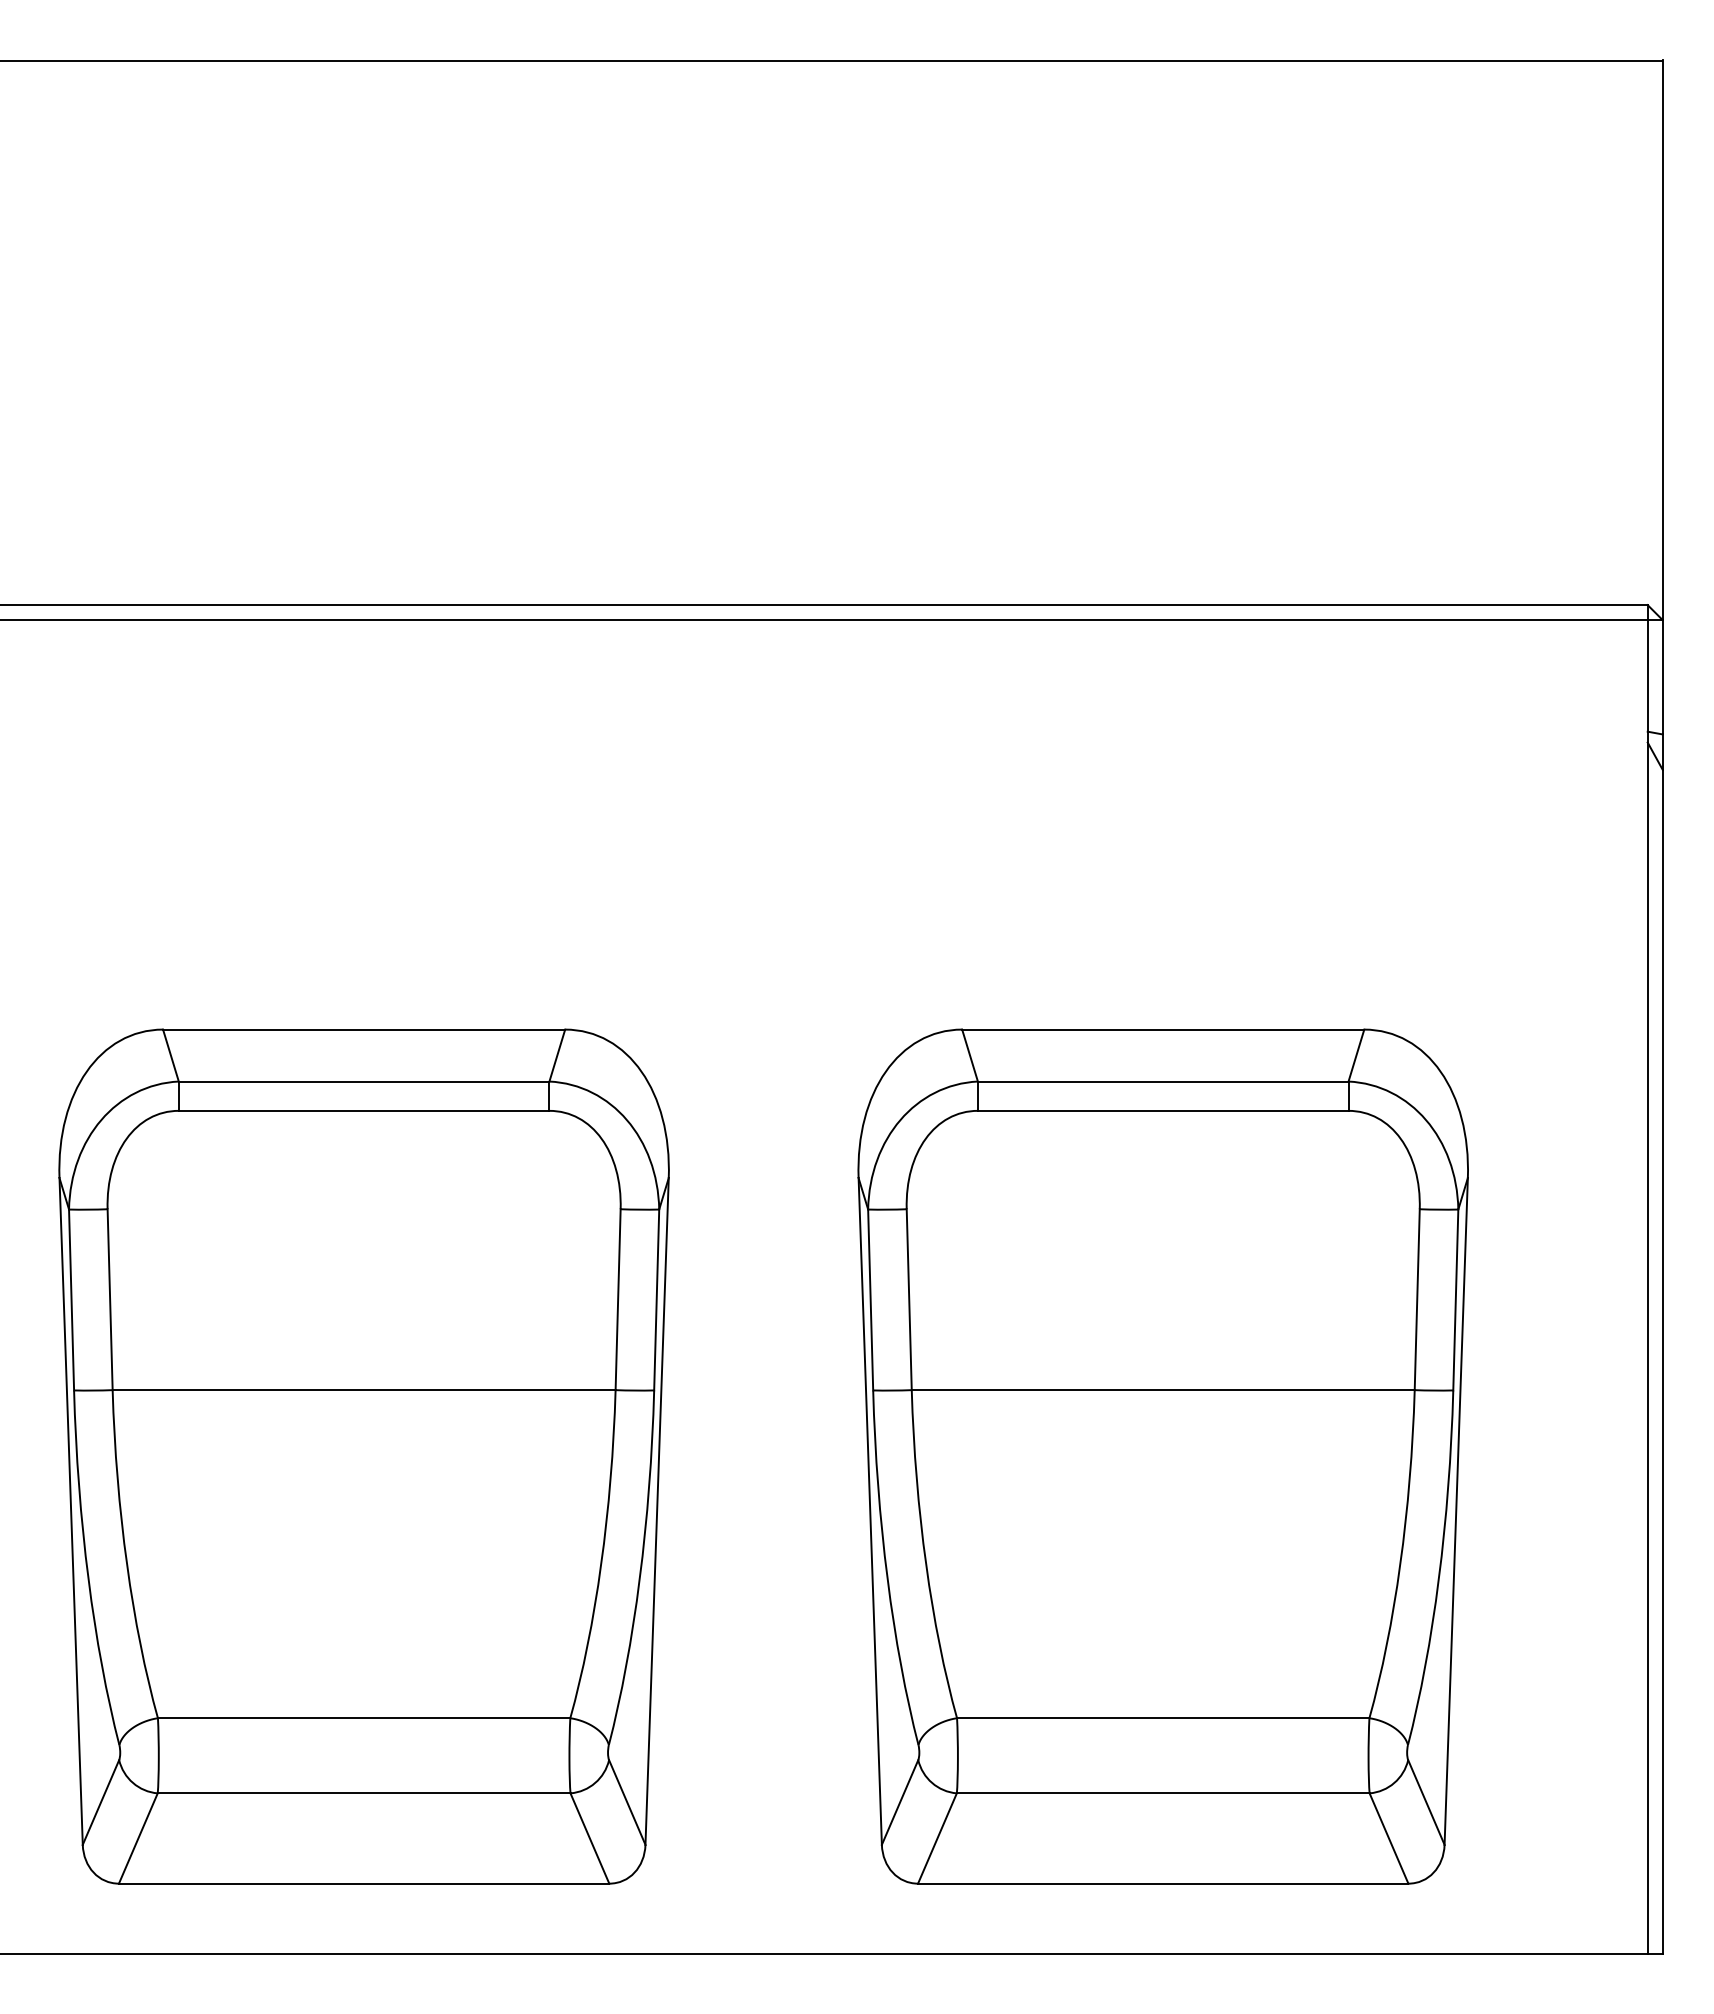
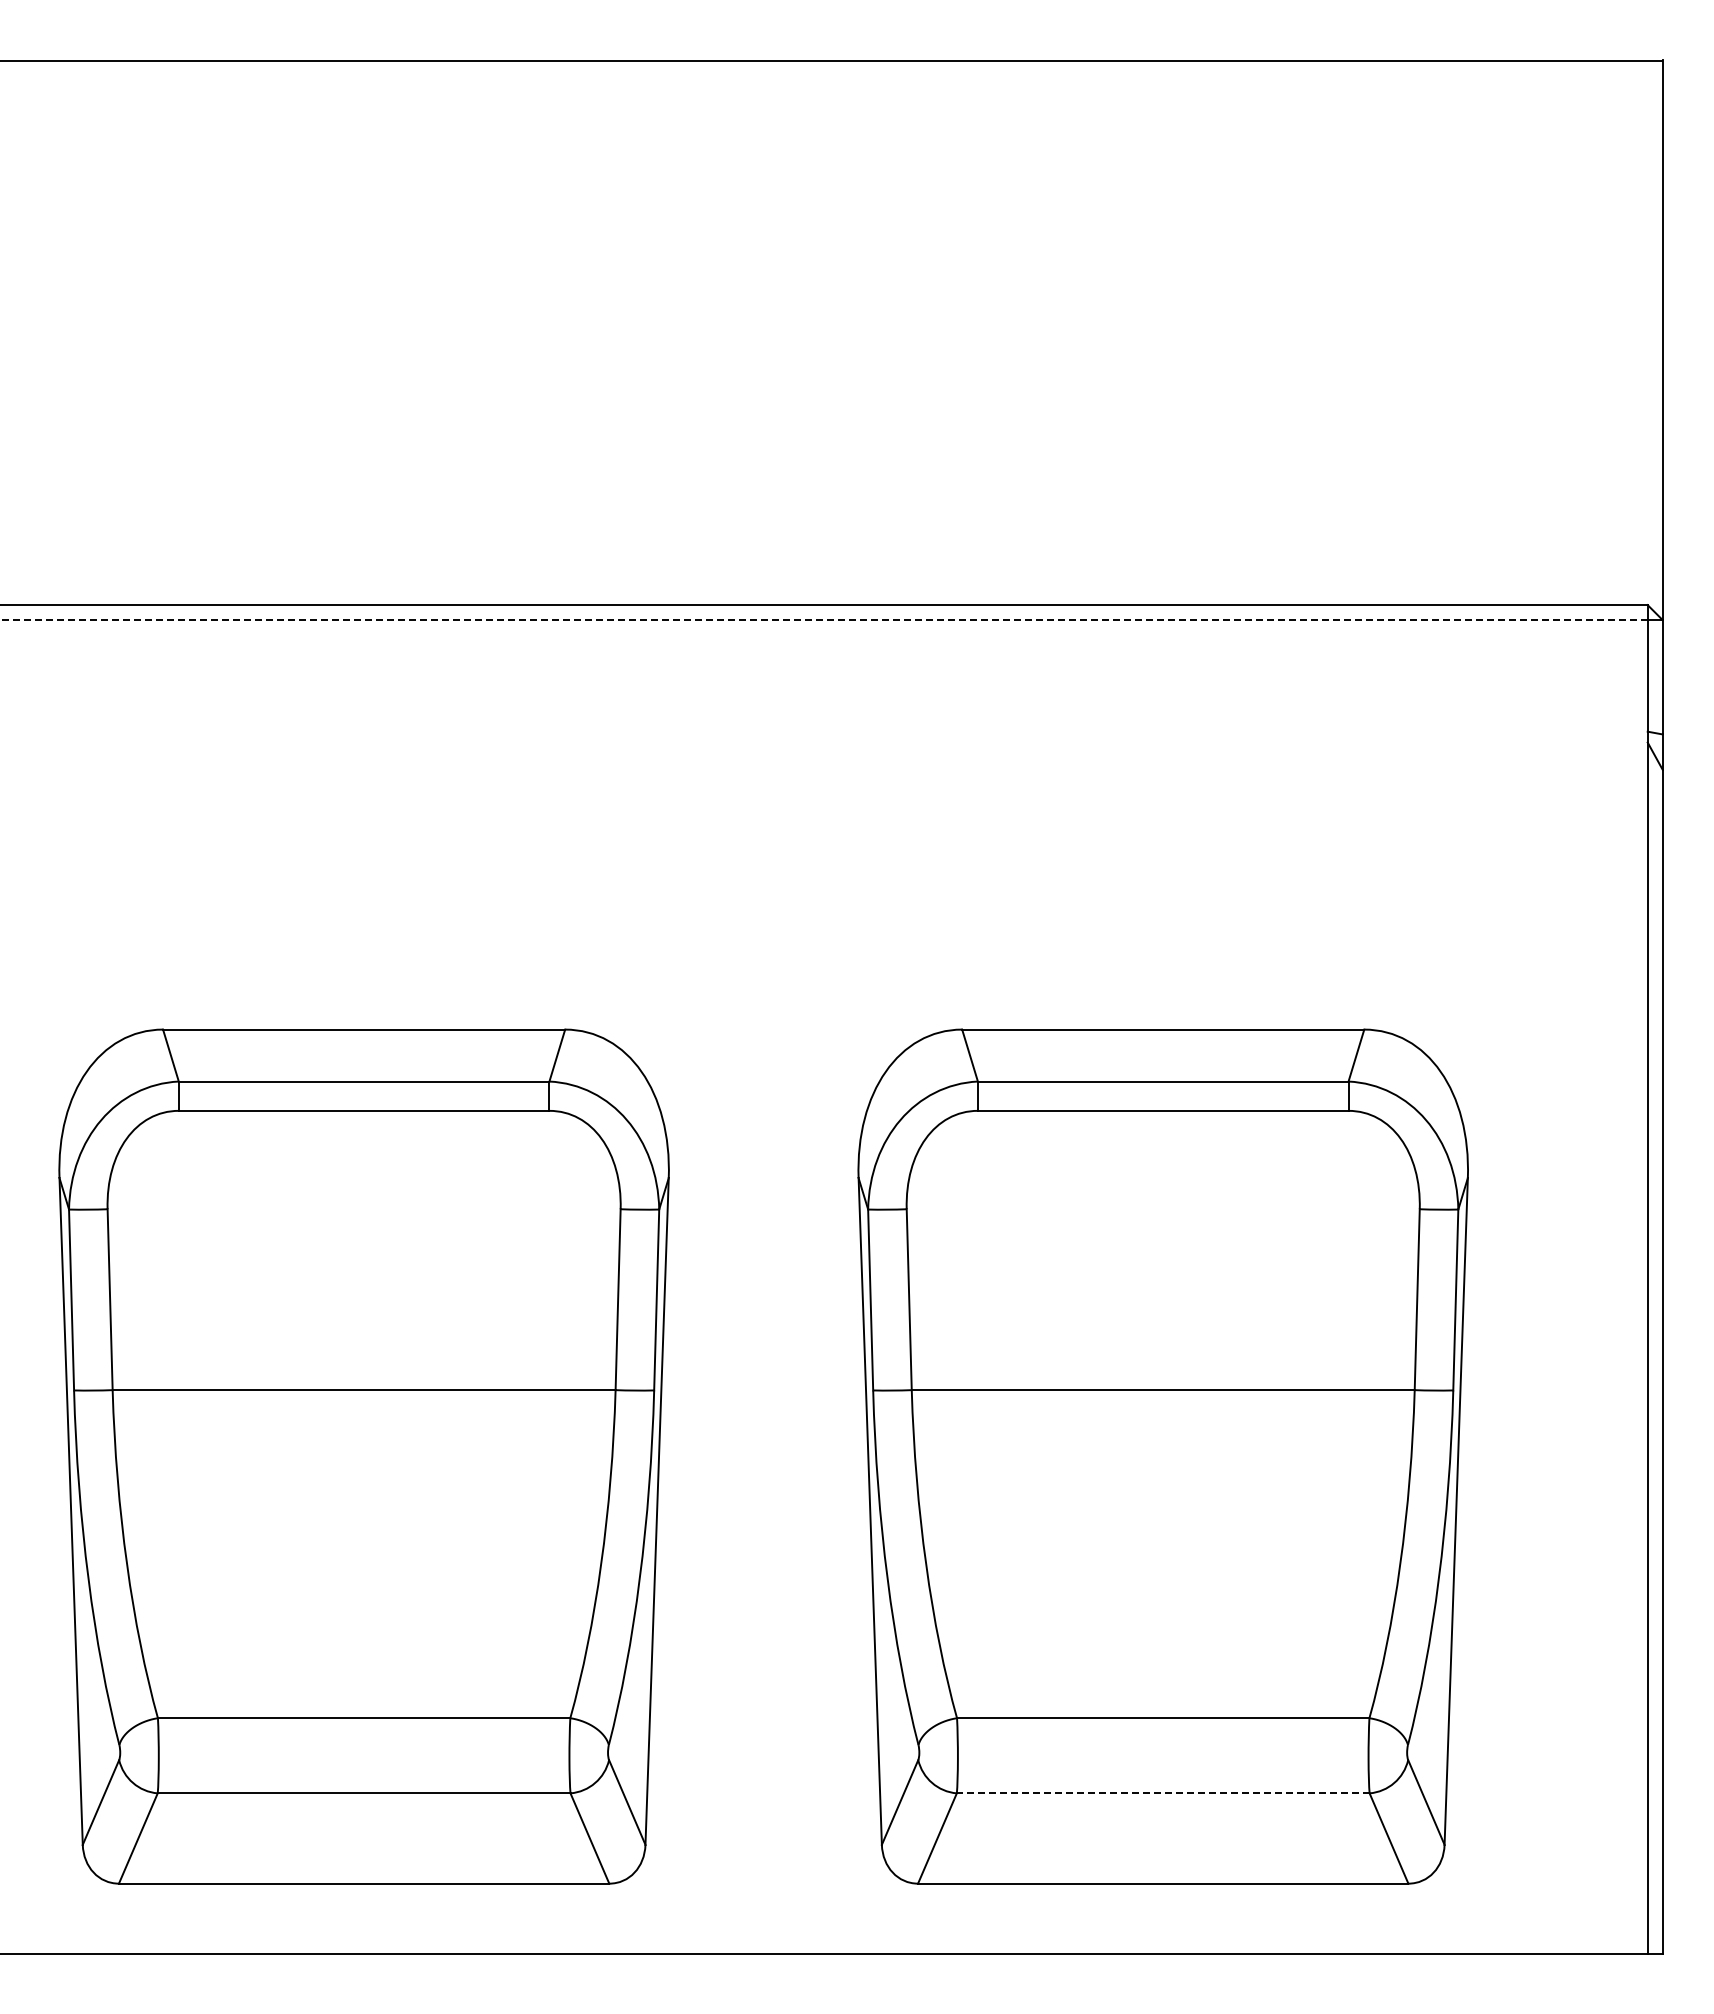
line: solid -> dashed (823, 620)
line: solid -> dashed (1162, 1793)
